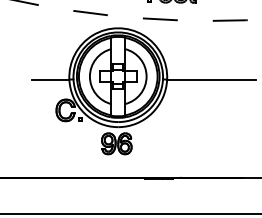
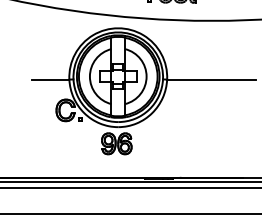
arc: dashed -> solid (137, 17)
line: none -> present (130, 181)
line: none -> present (130, 188)
